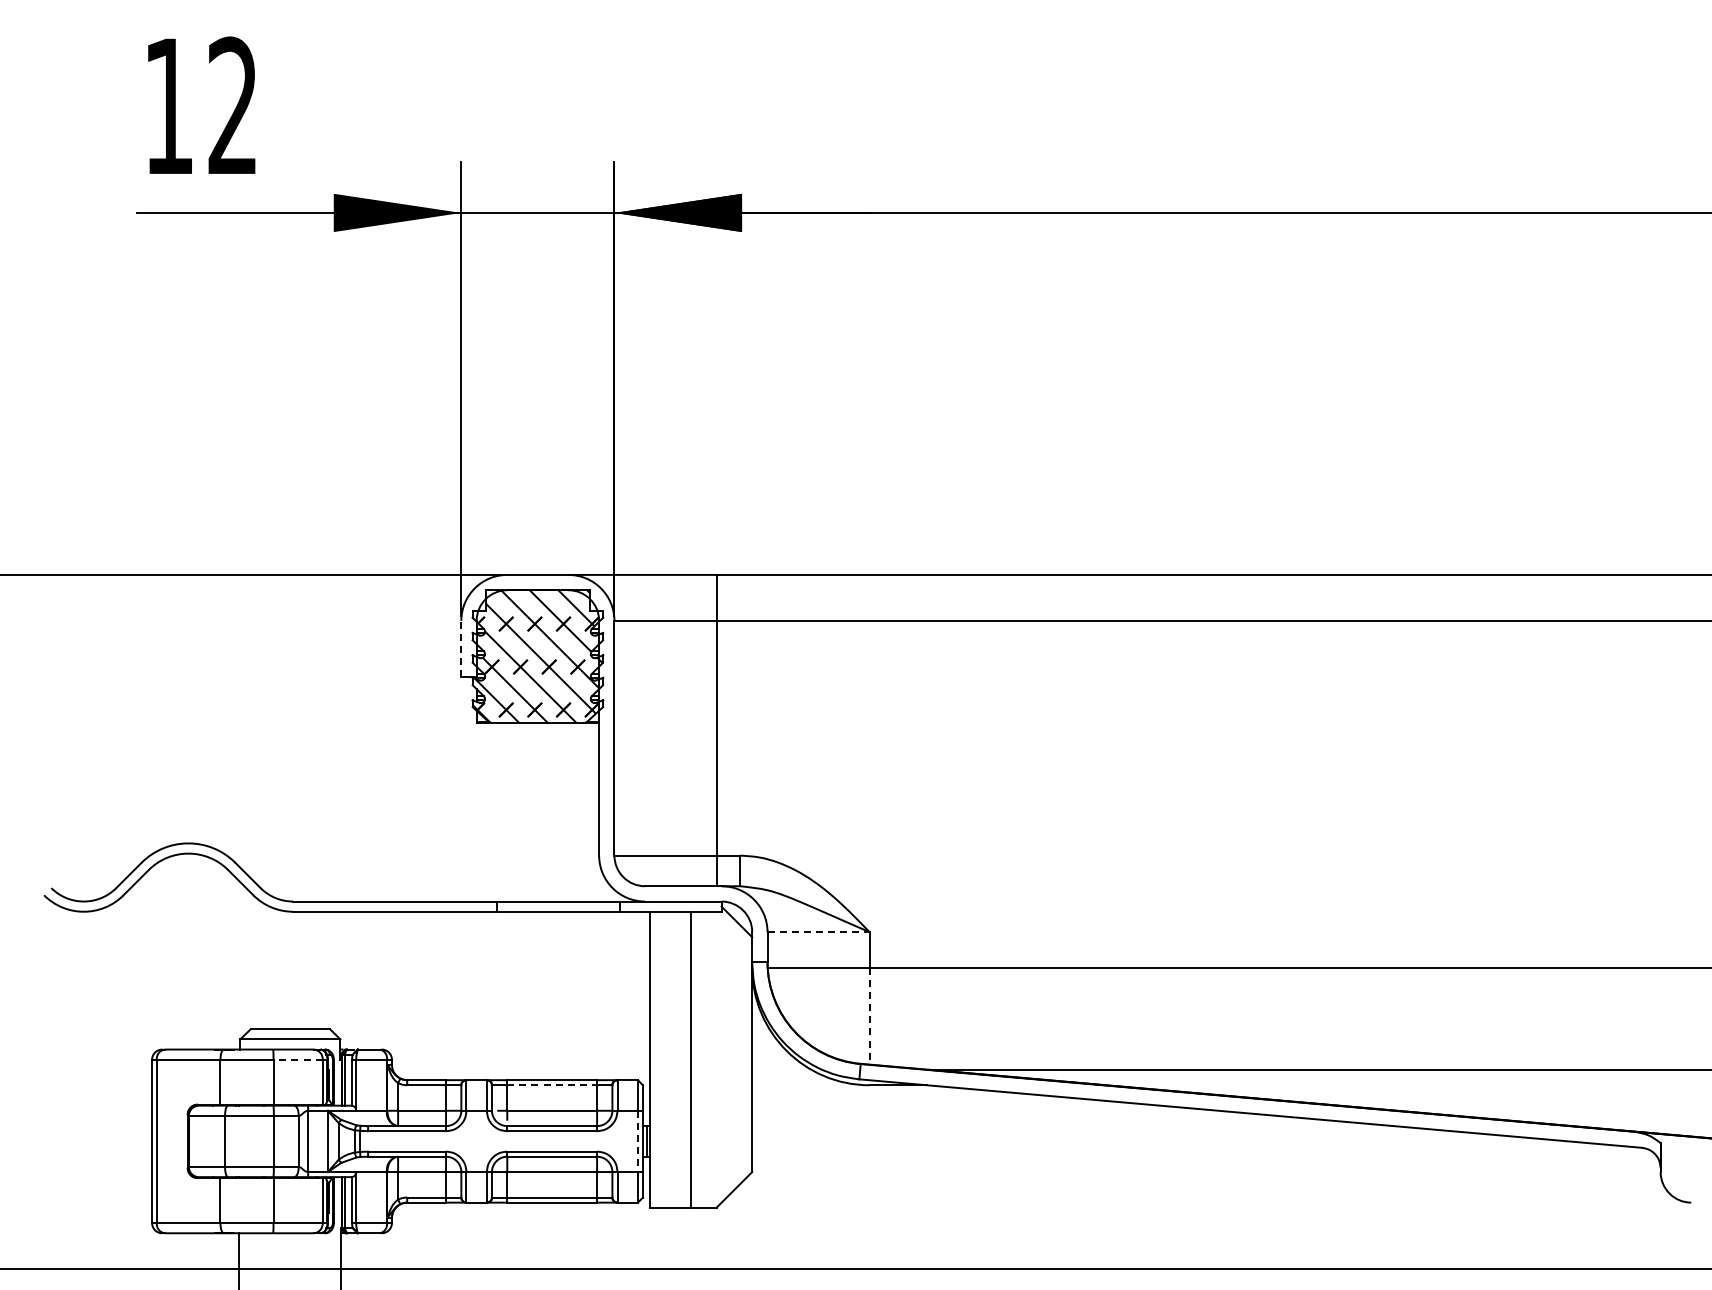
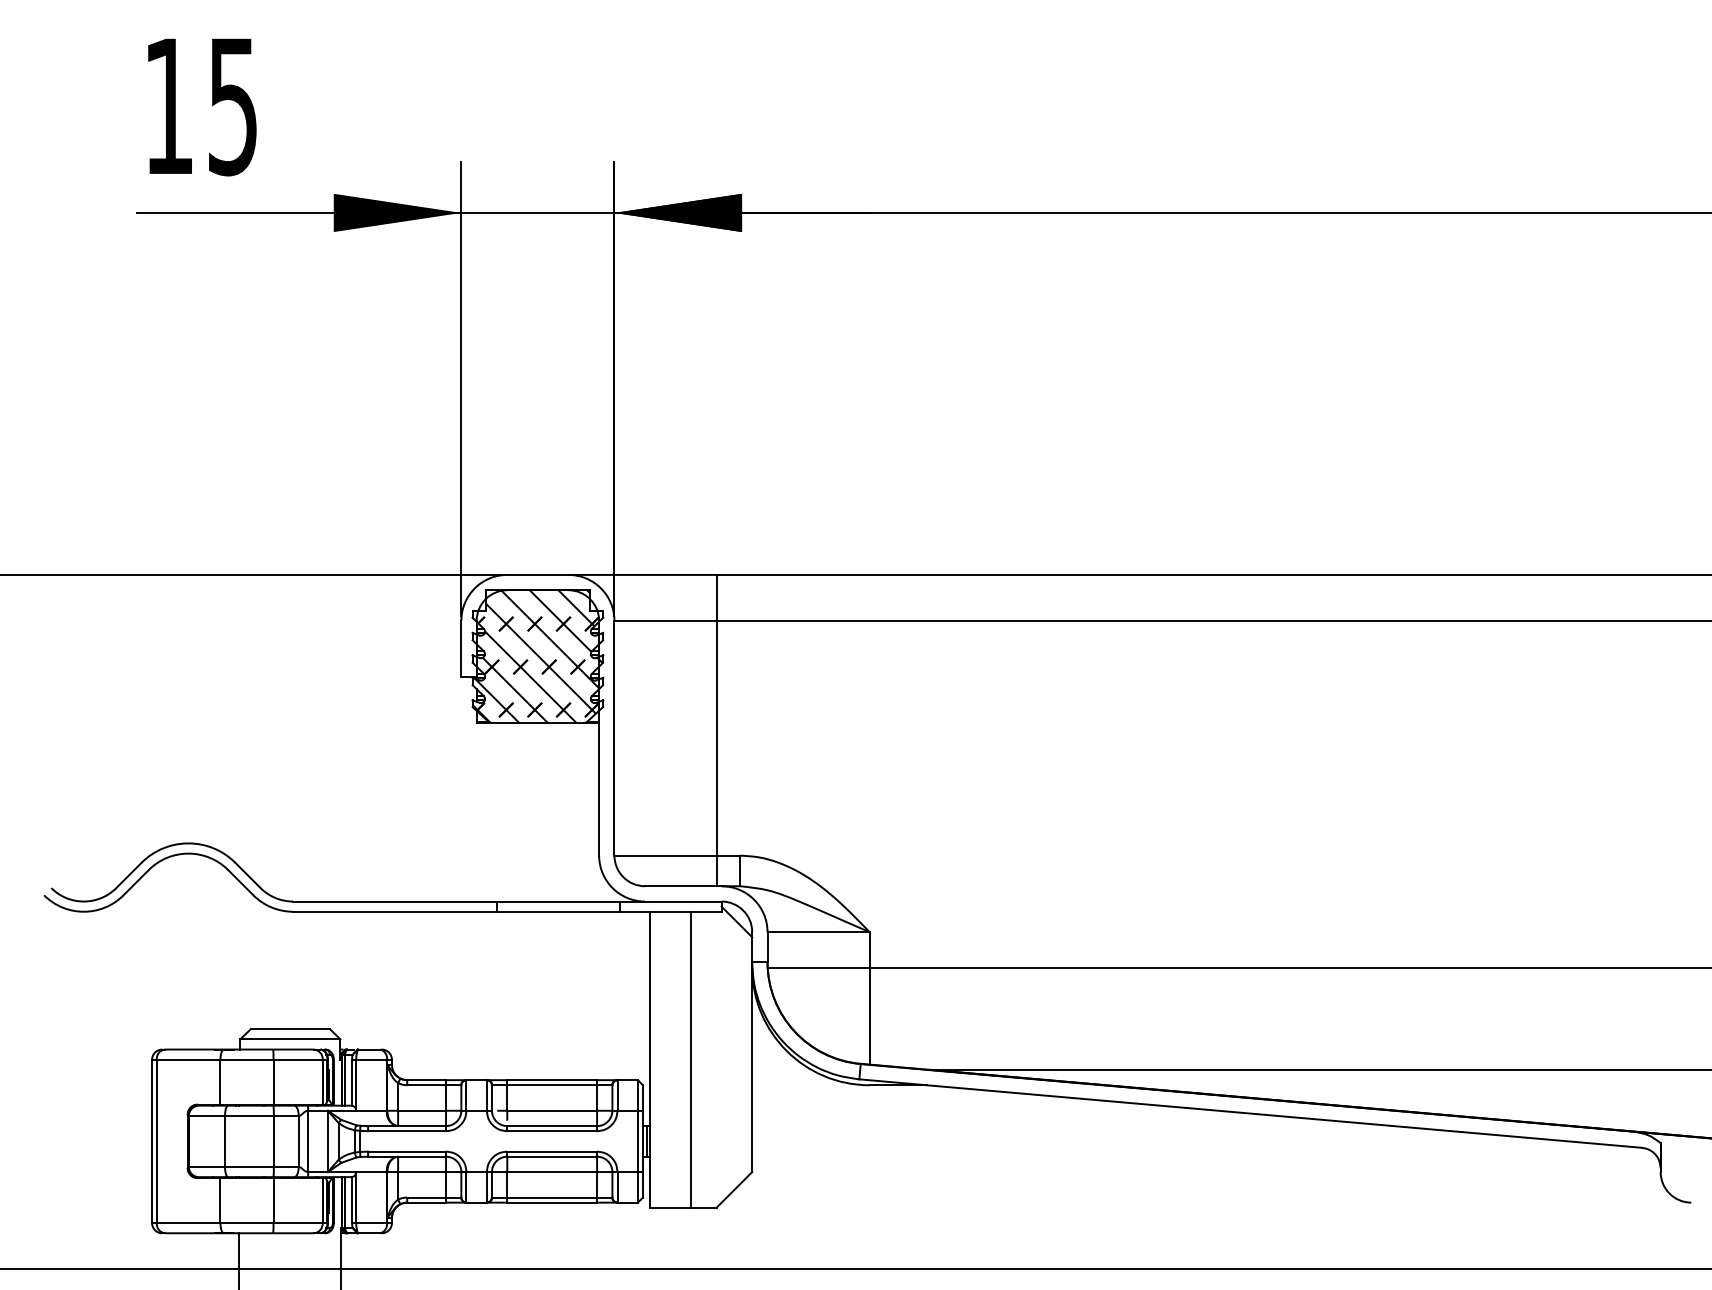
text: 12 -> 15 (232, 106)
line: dashed -> solid (461, 648)
line: dashed -> solid (819, 932)
line: dashed -> solid (869, 1016)
line: dashed -> solid (298, 1059)
line: dashed -> solid (552, 1085)
line: dashed -> solid (637, 1141)
